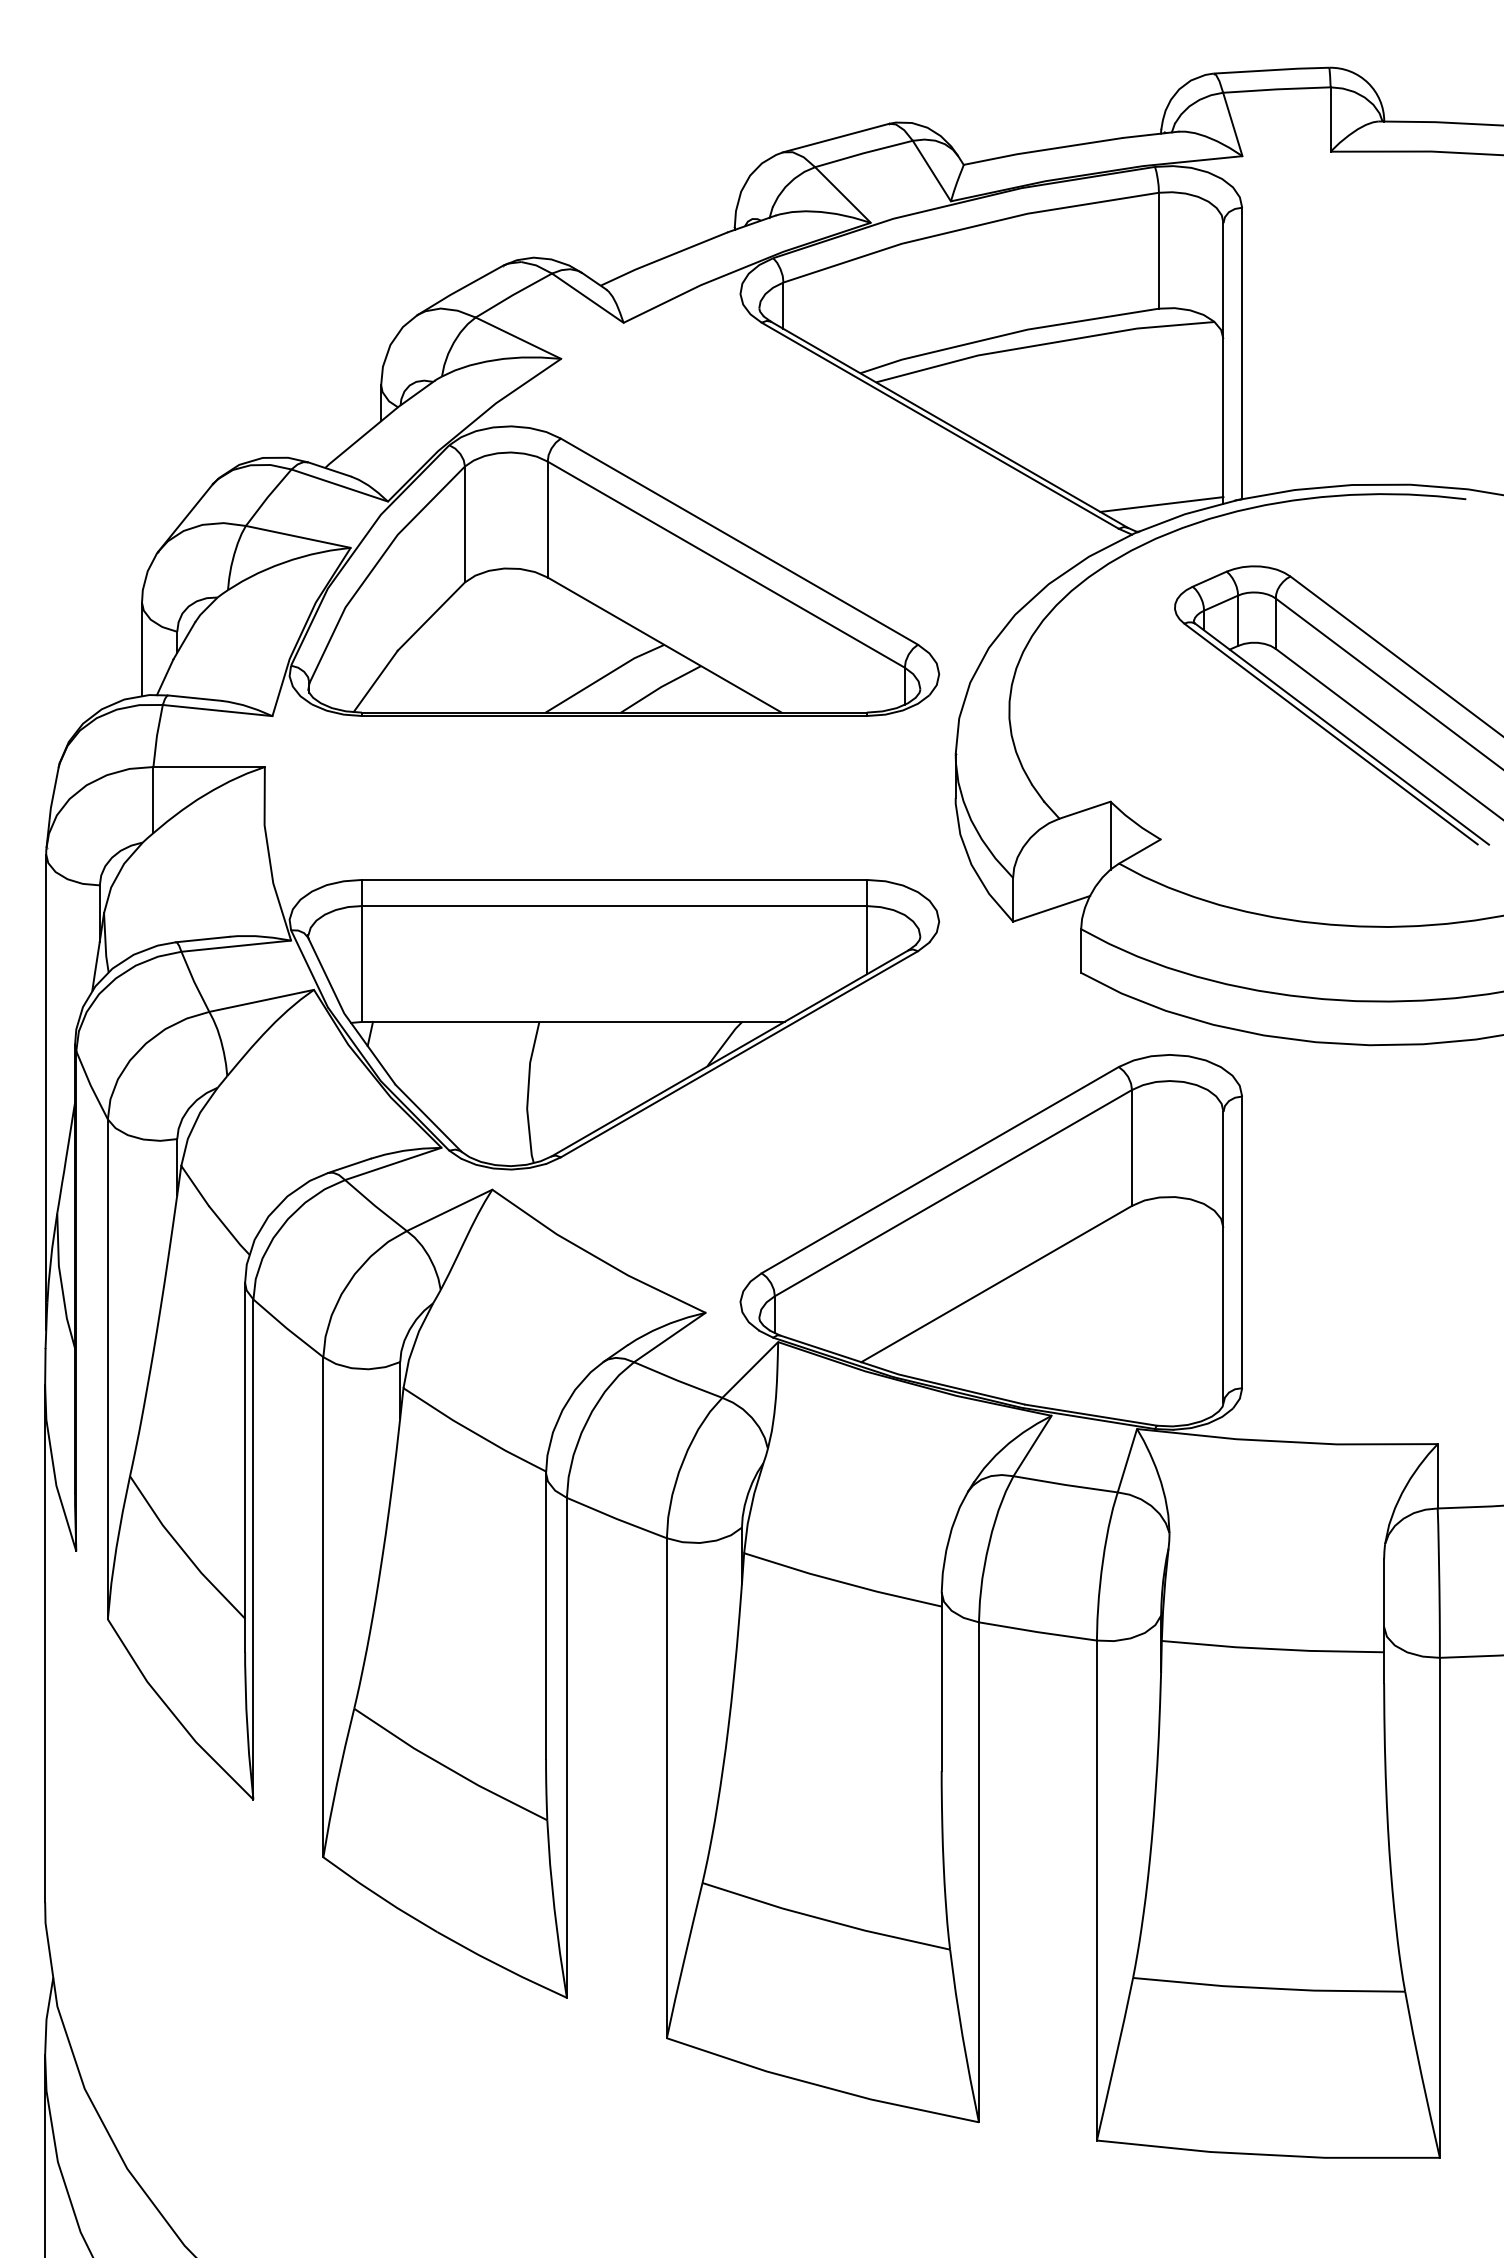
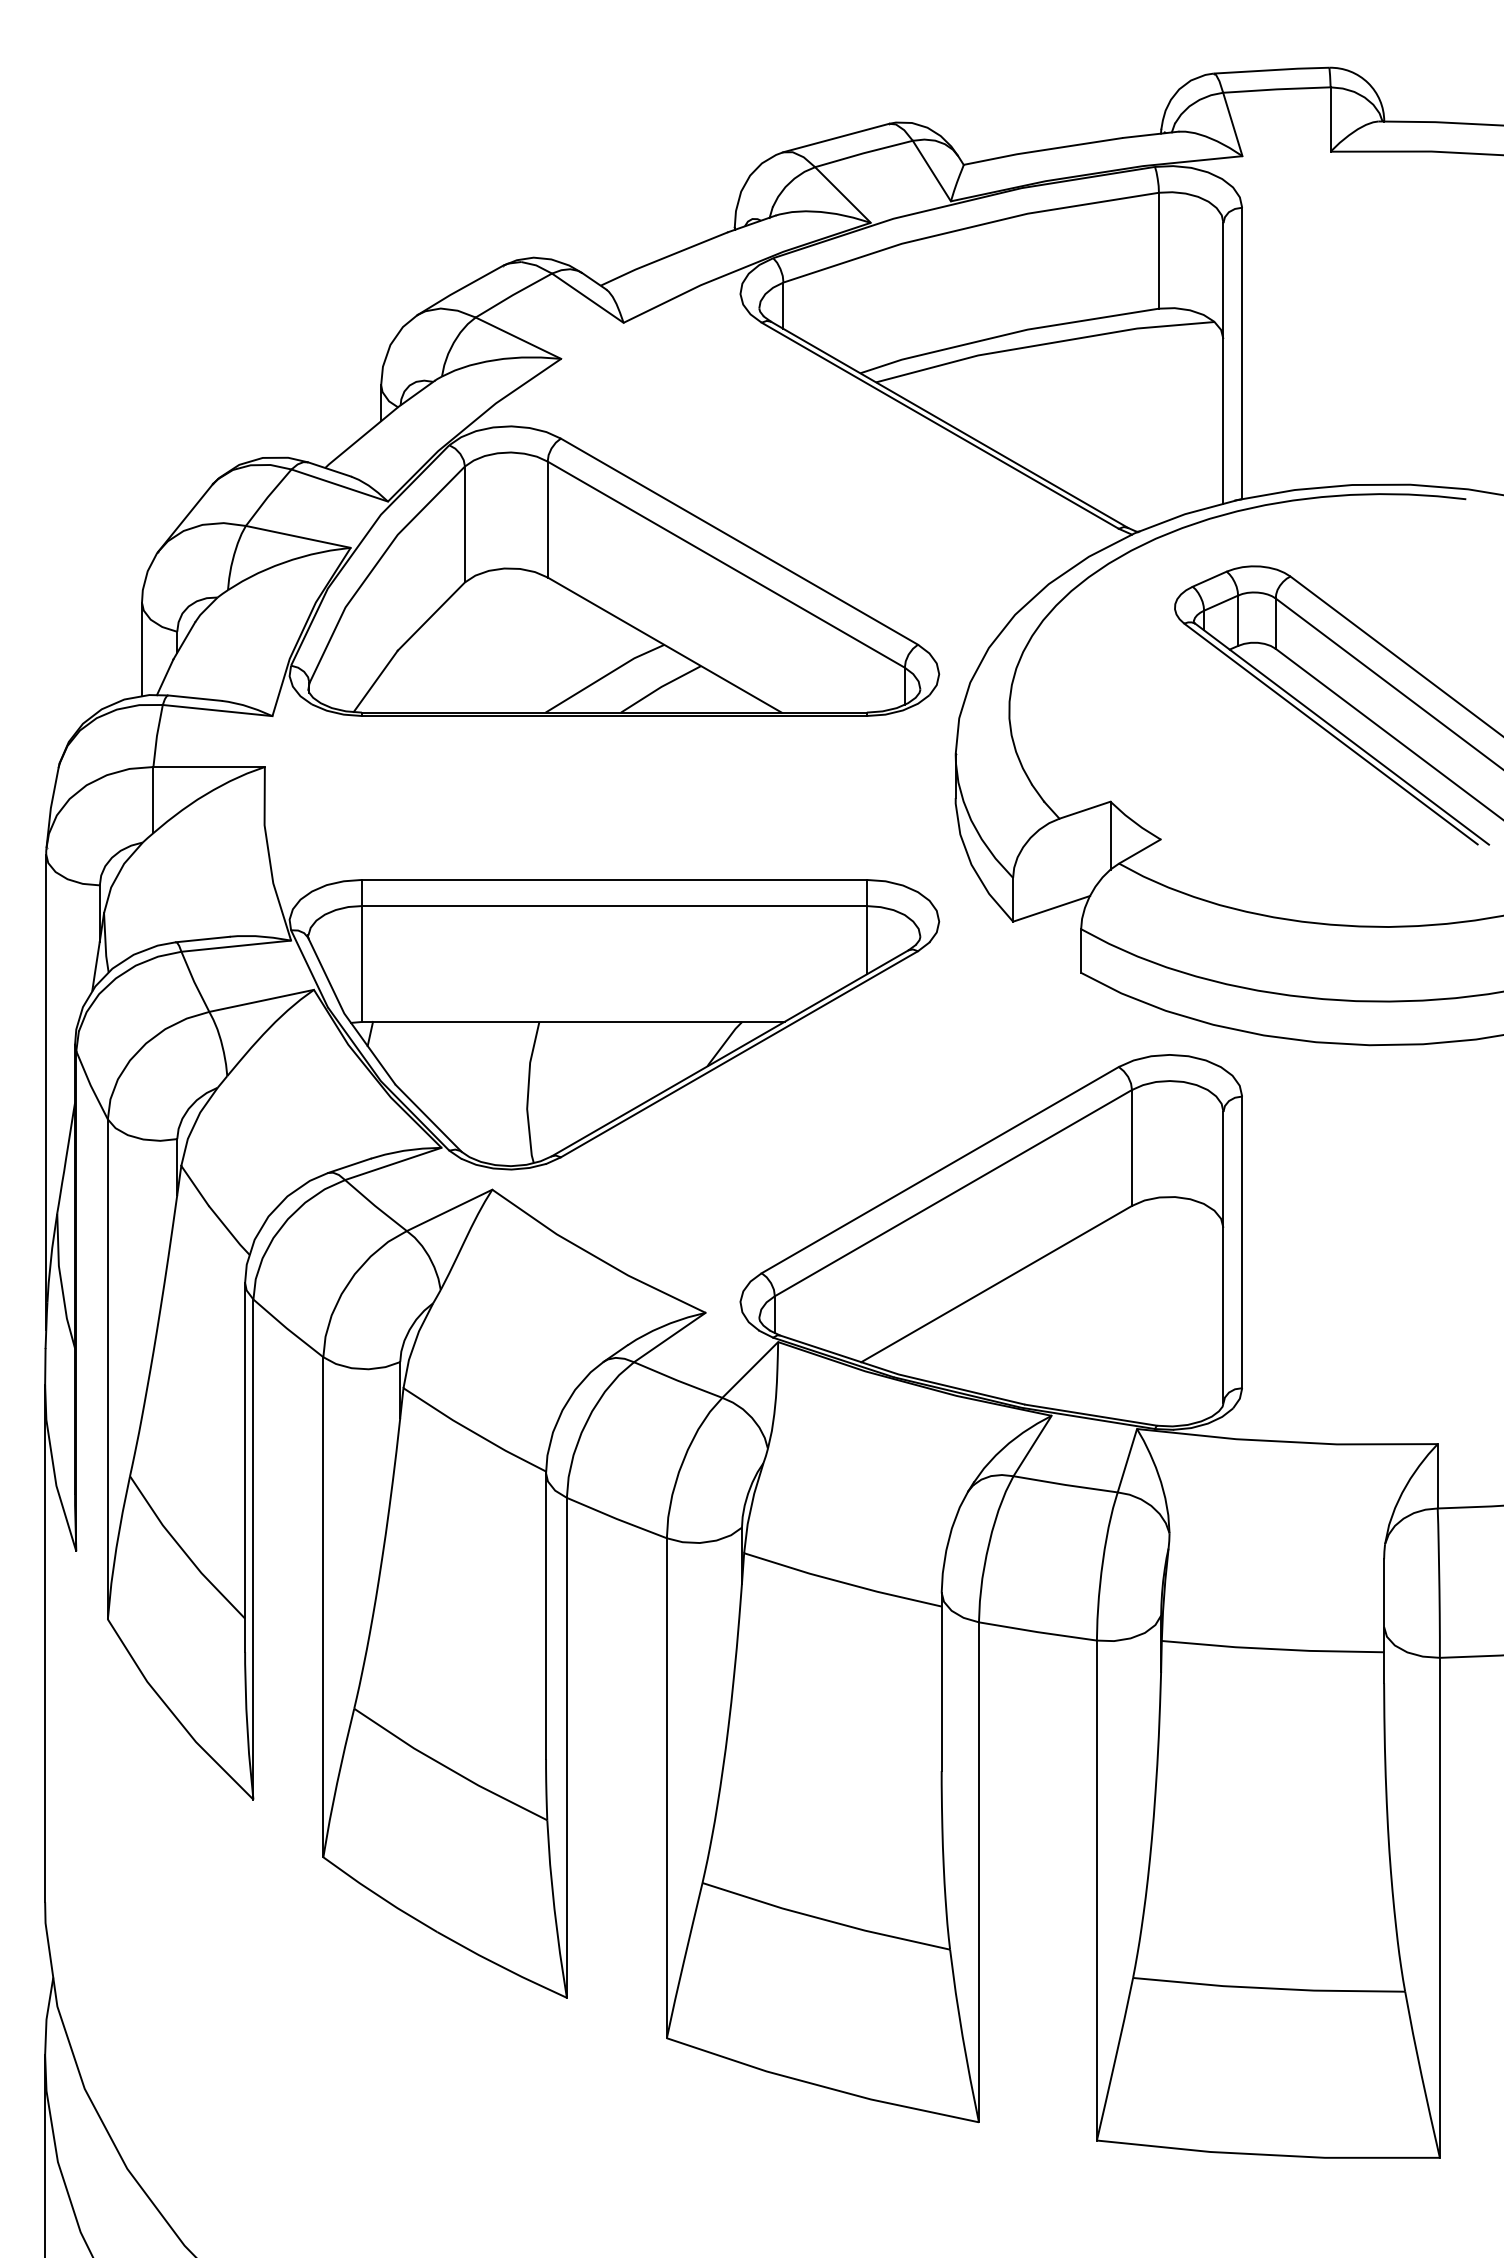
line: present -> none (1161, 504)
